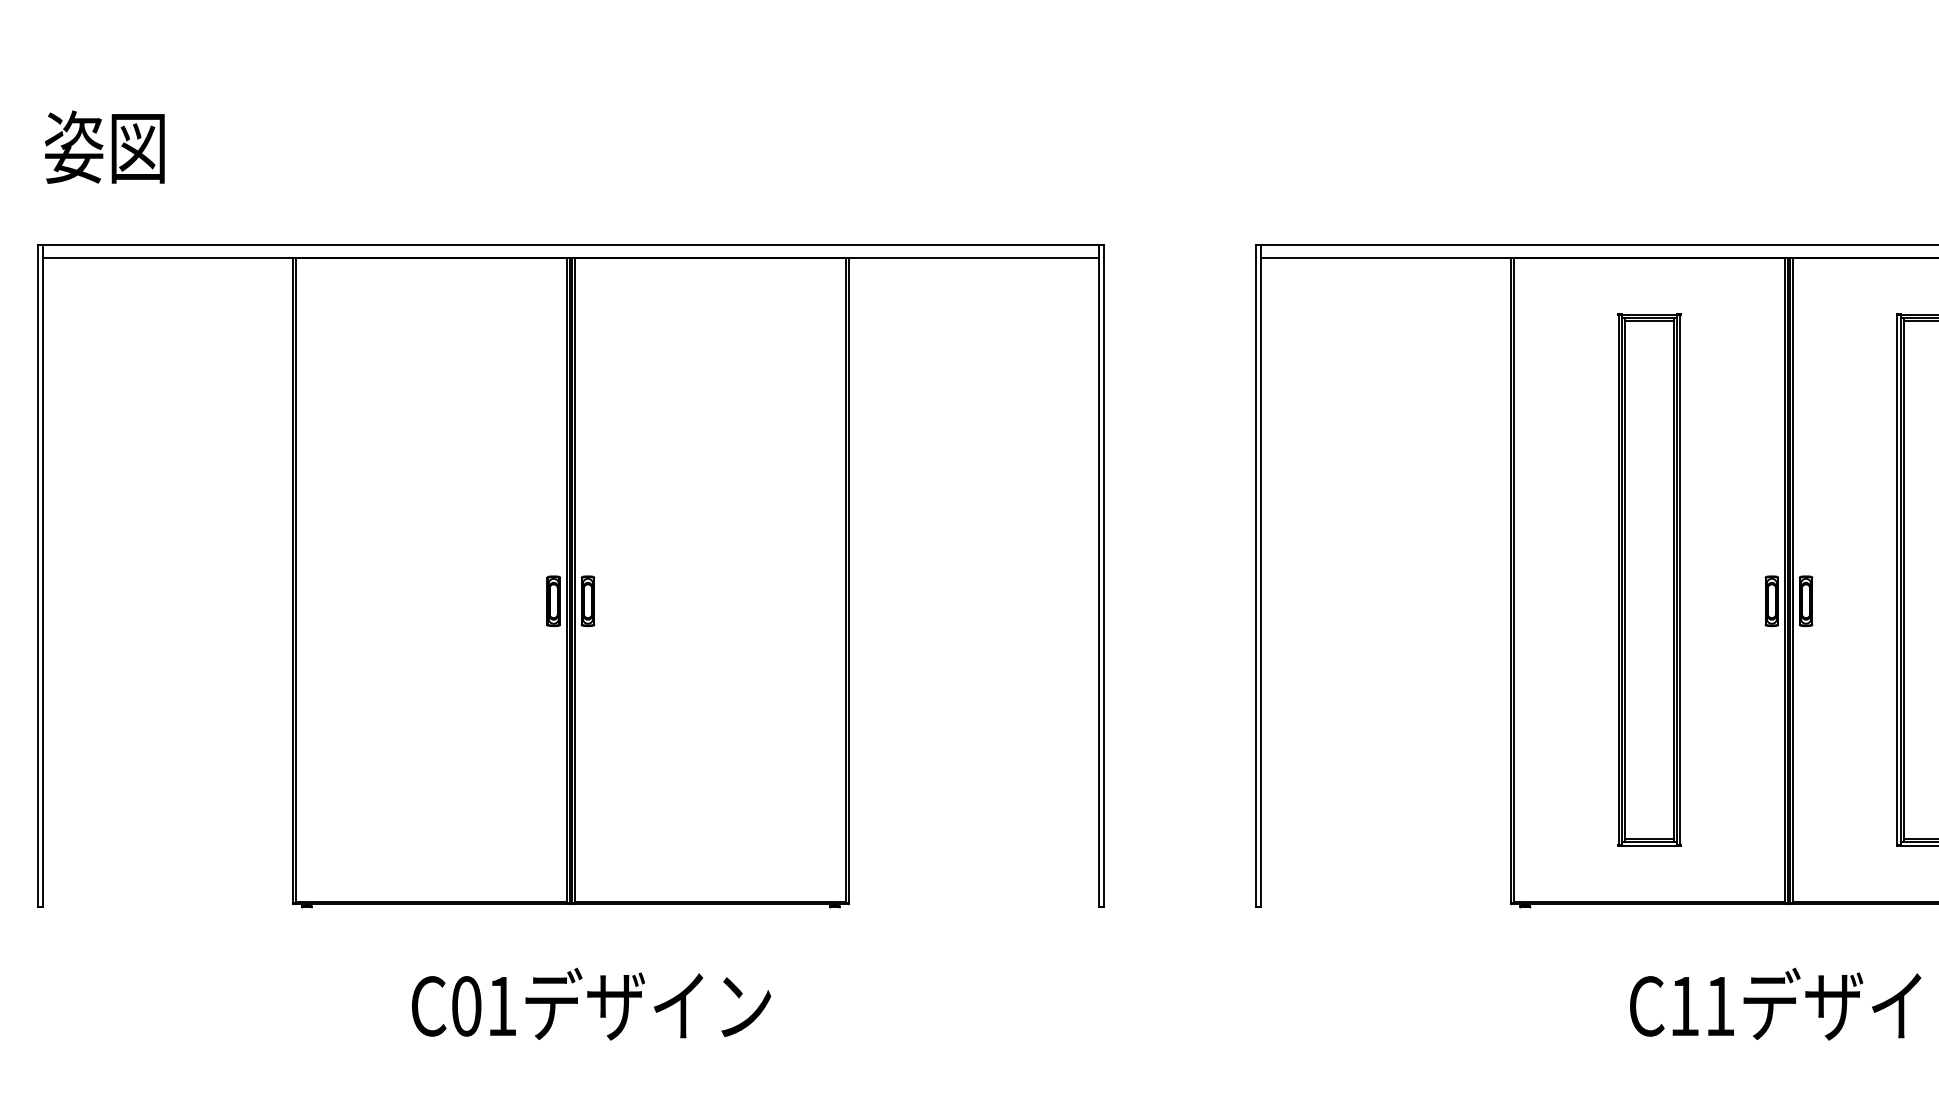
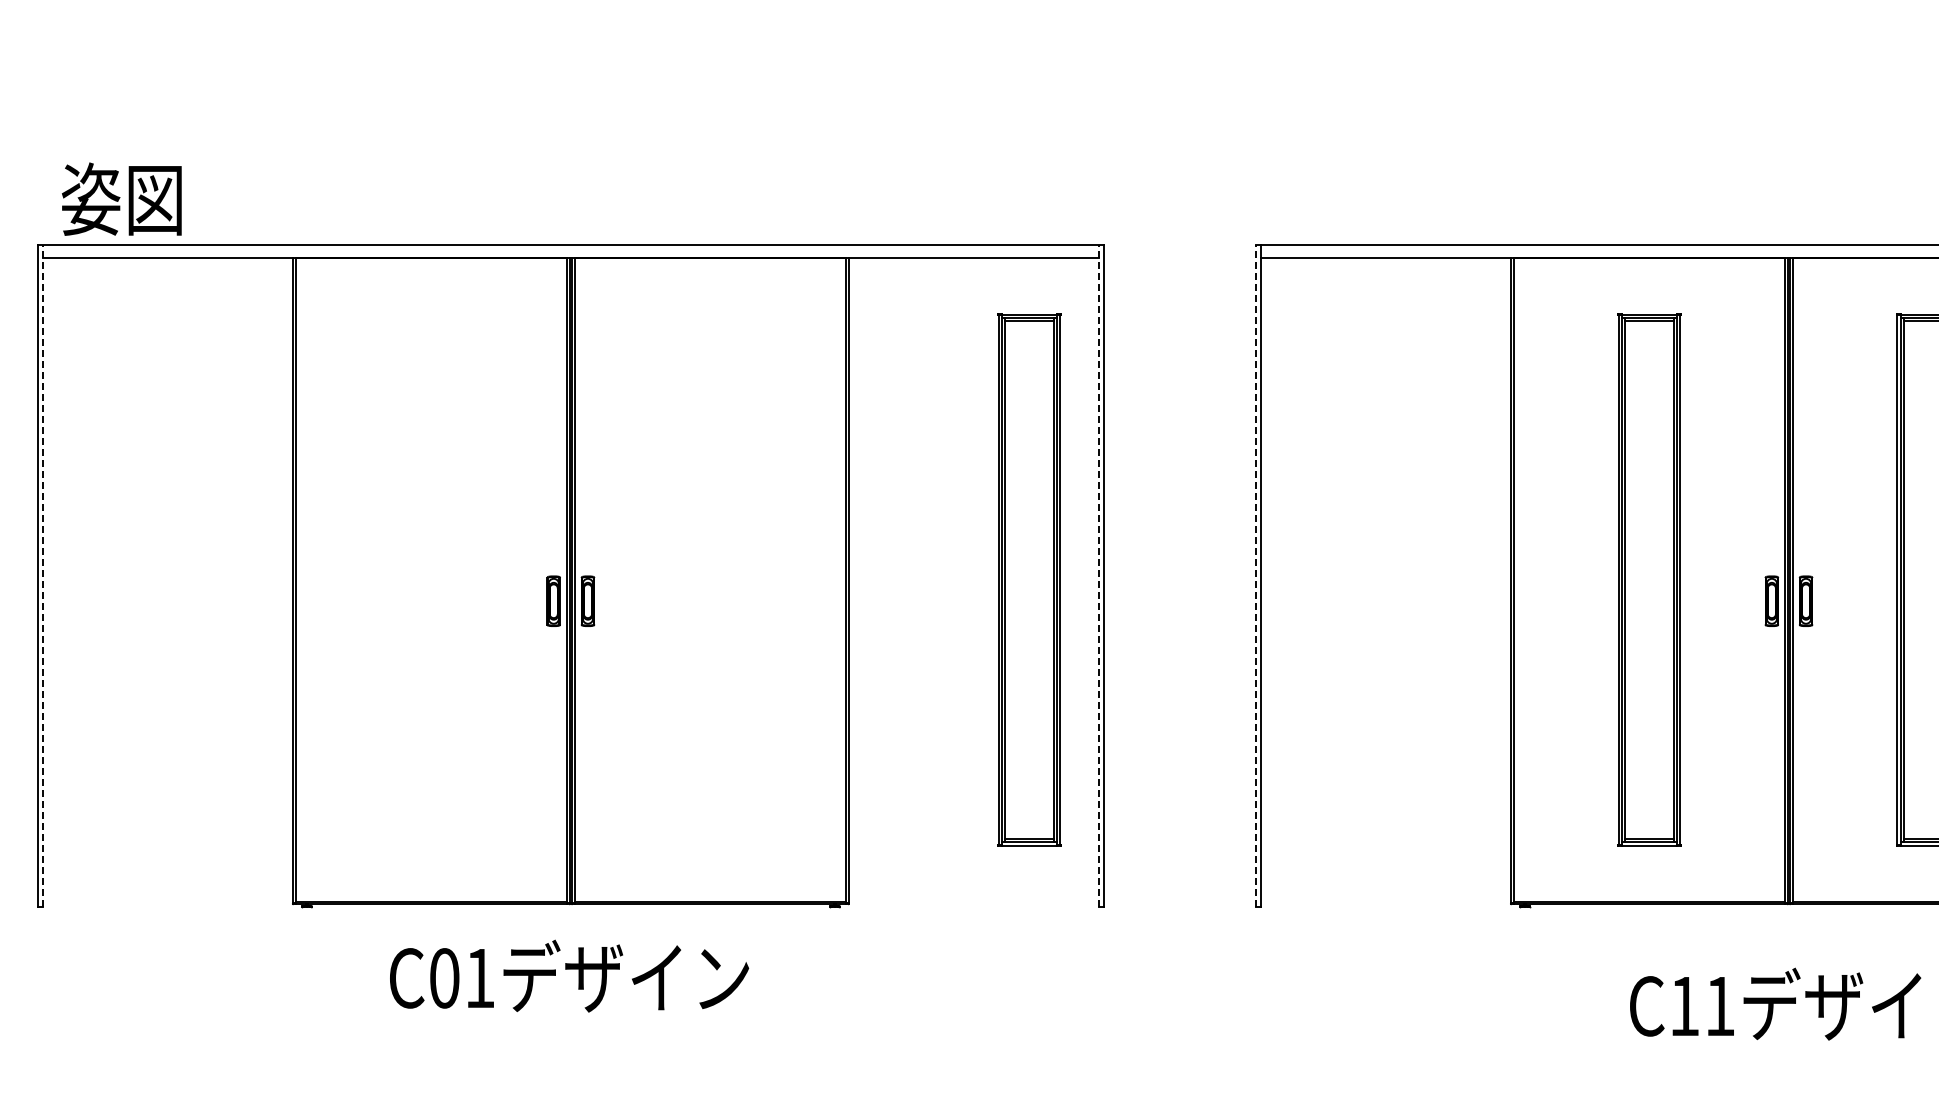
text position: (104, 146) -> (121, 198) (121, 198)
line: solid -> dashed (42, 575)
line: solid -> dashed (1098, 575)
line: solid -> dashed (1256, 575)
part: none -> present (1029, 579)
text position: (591, 1003) -> (569, 975) (569, 975)
